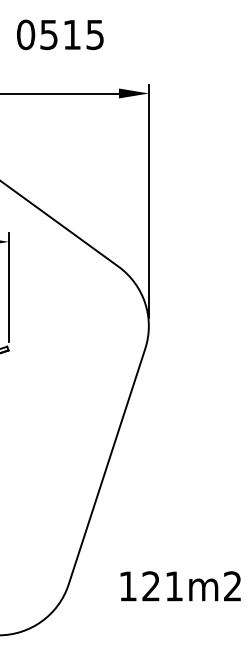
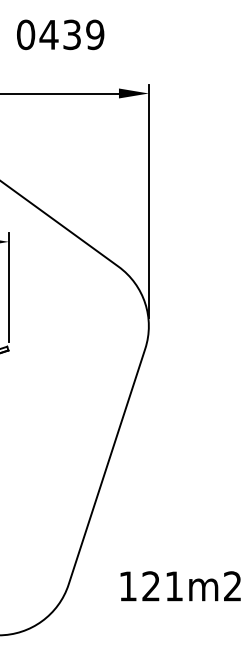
text: 0515 -> 0439 (71, 34)
